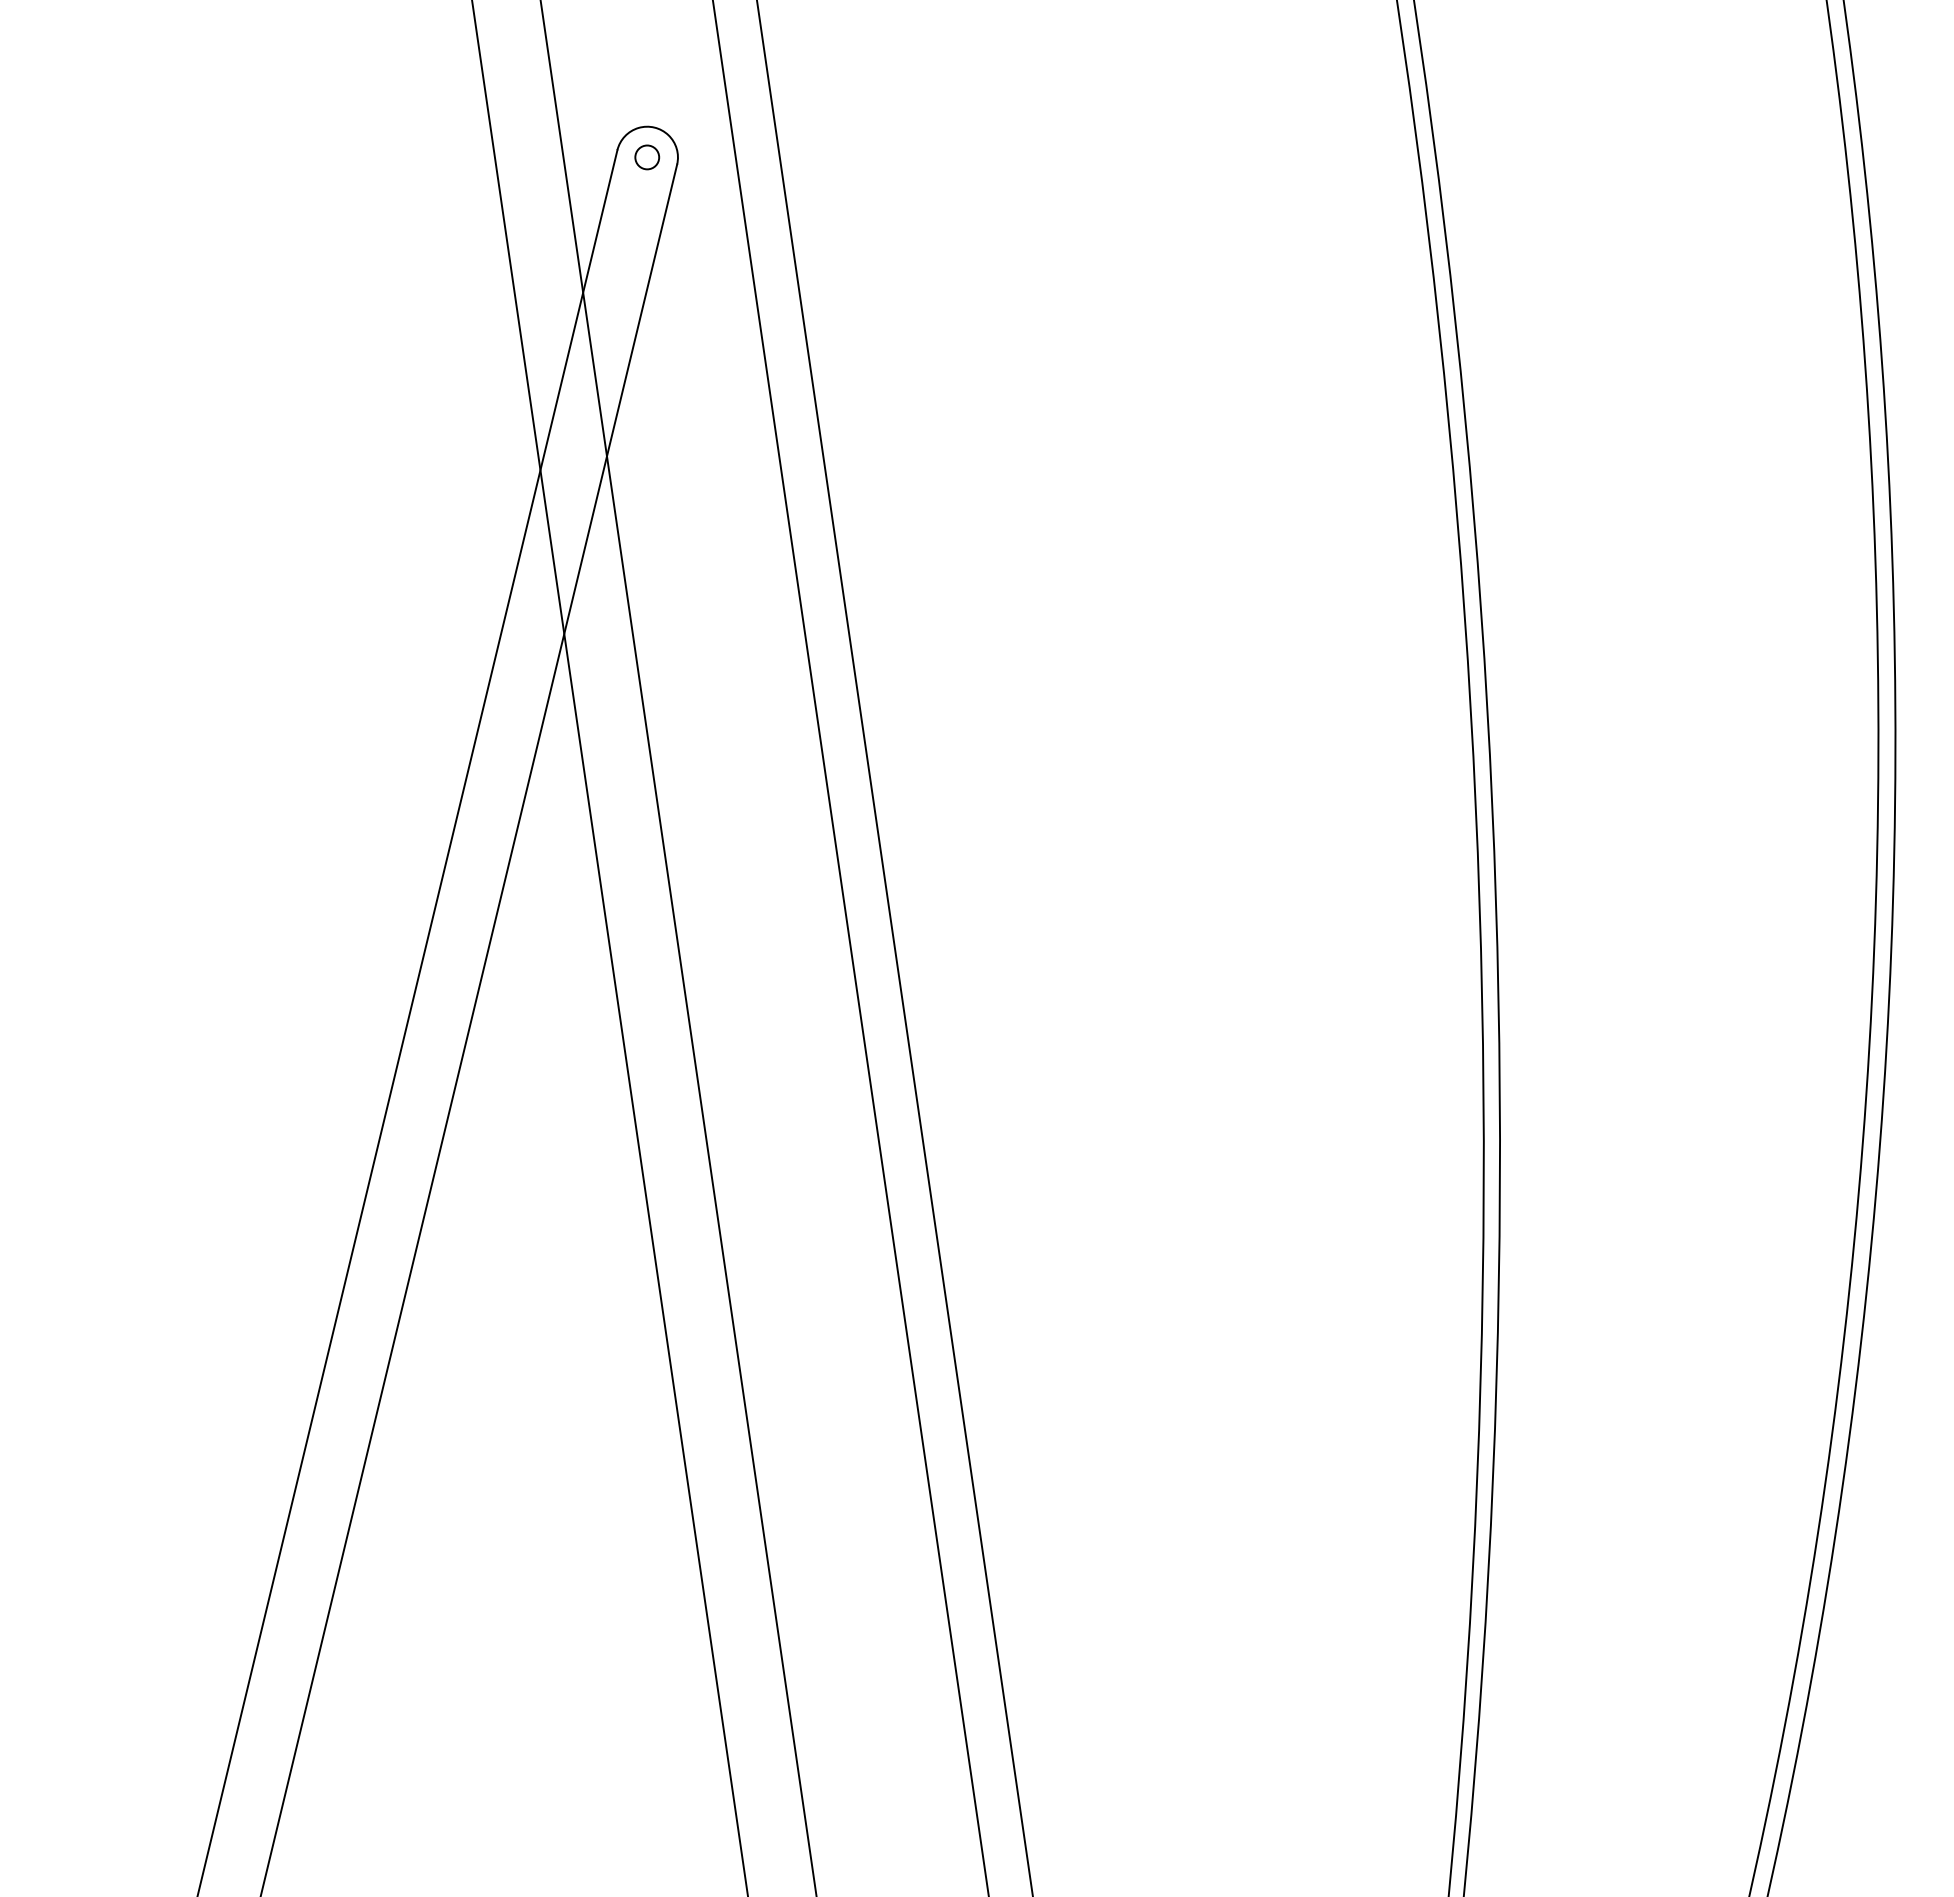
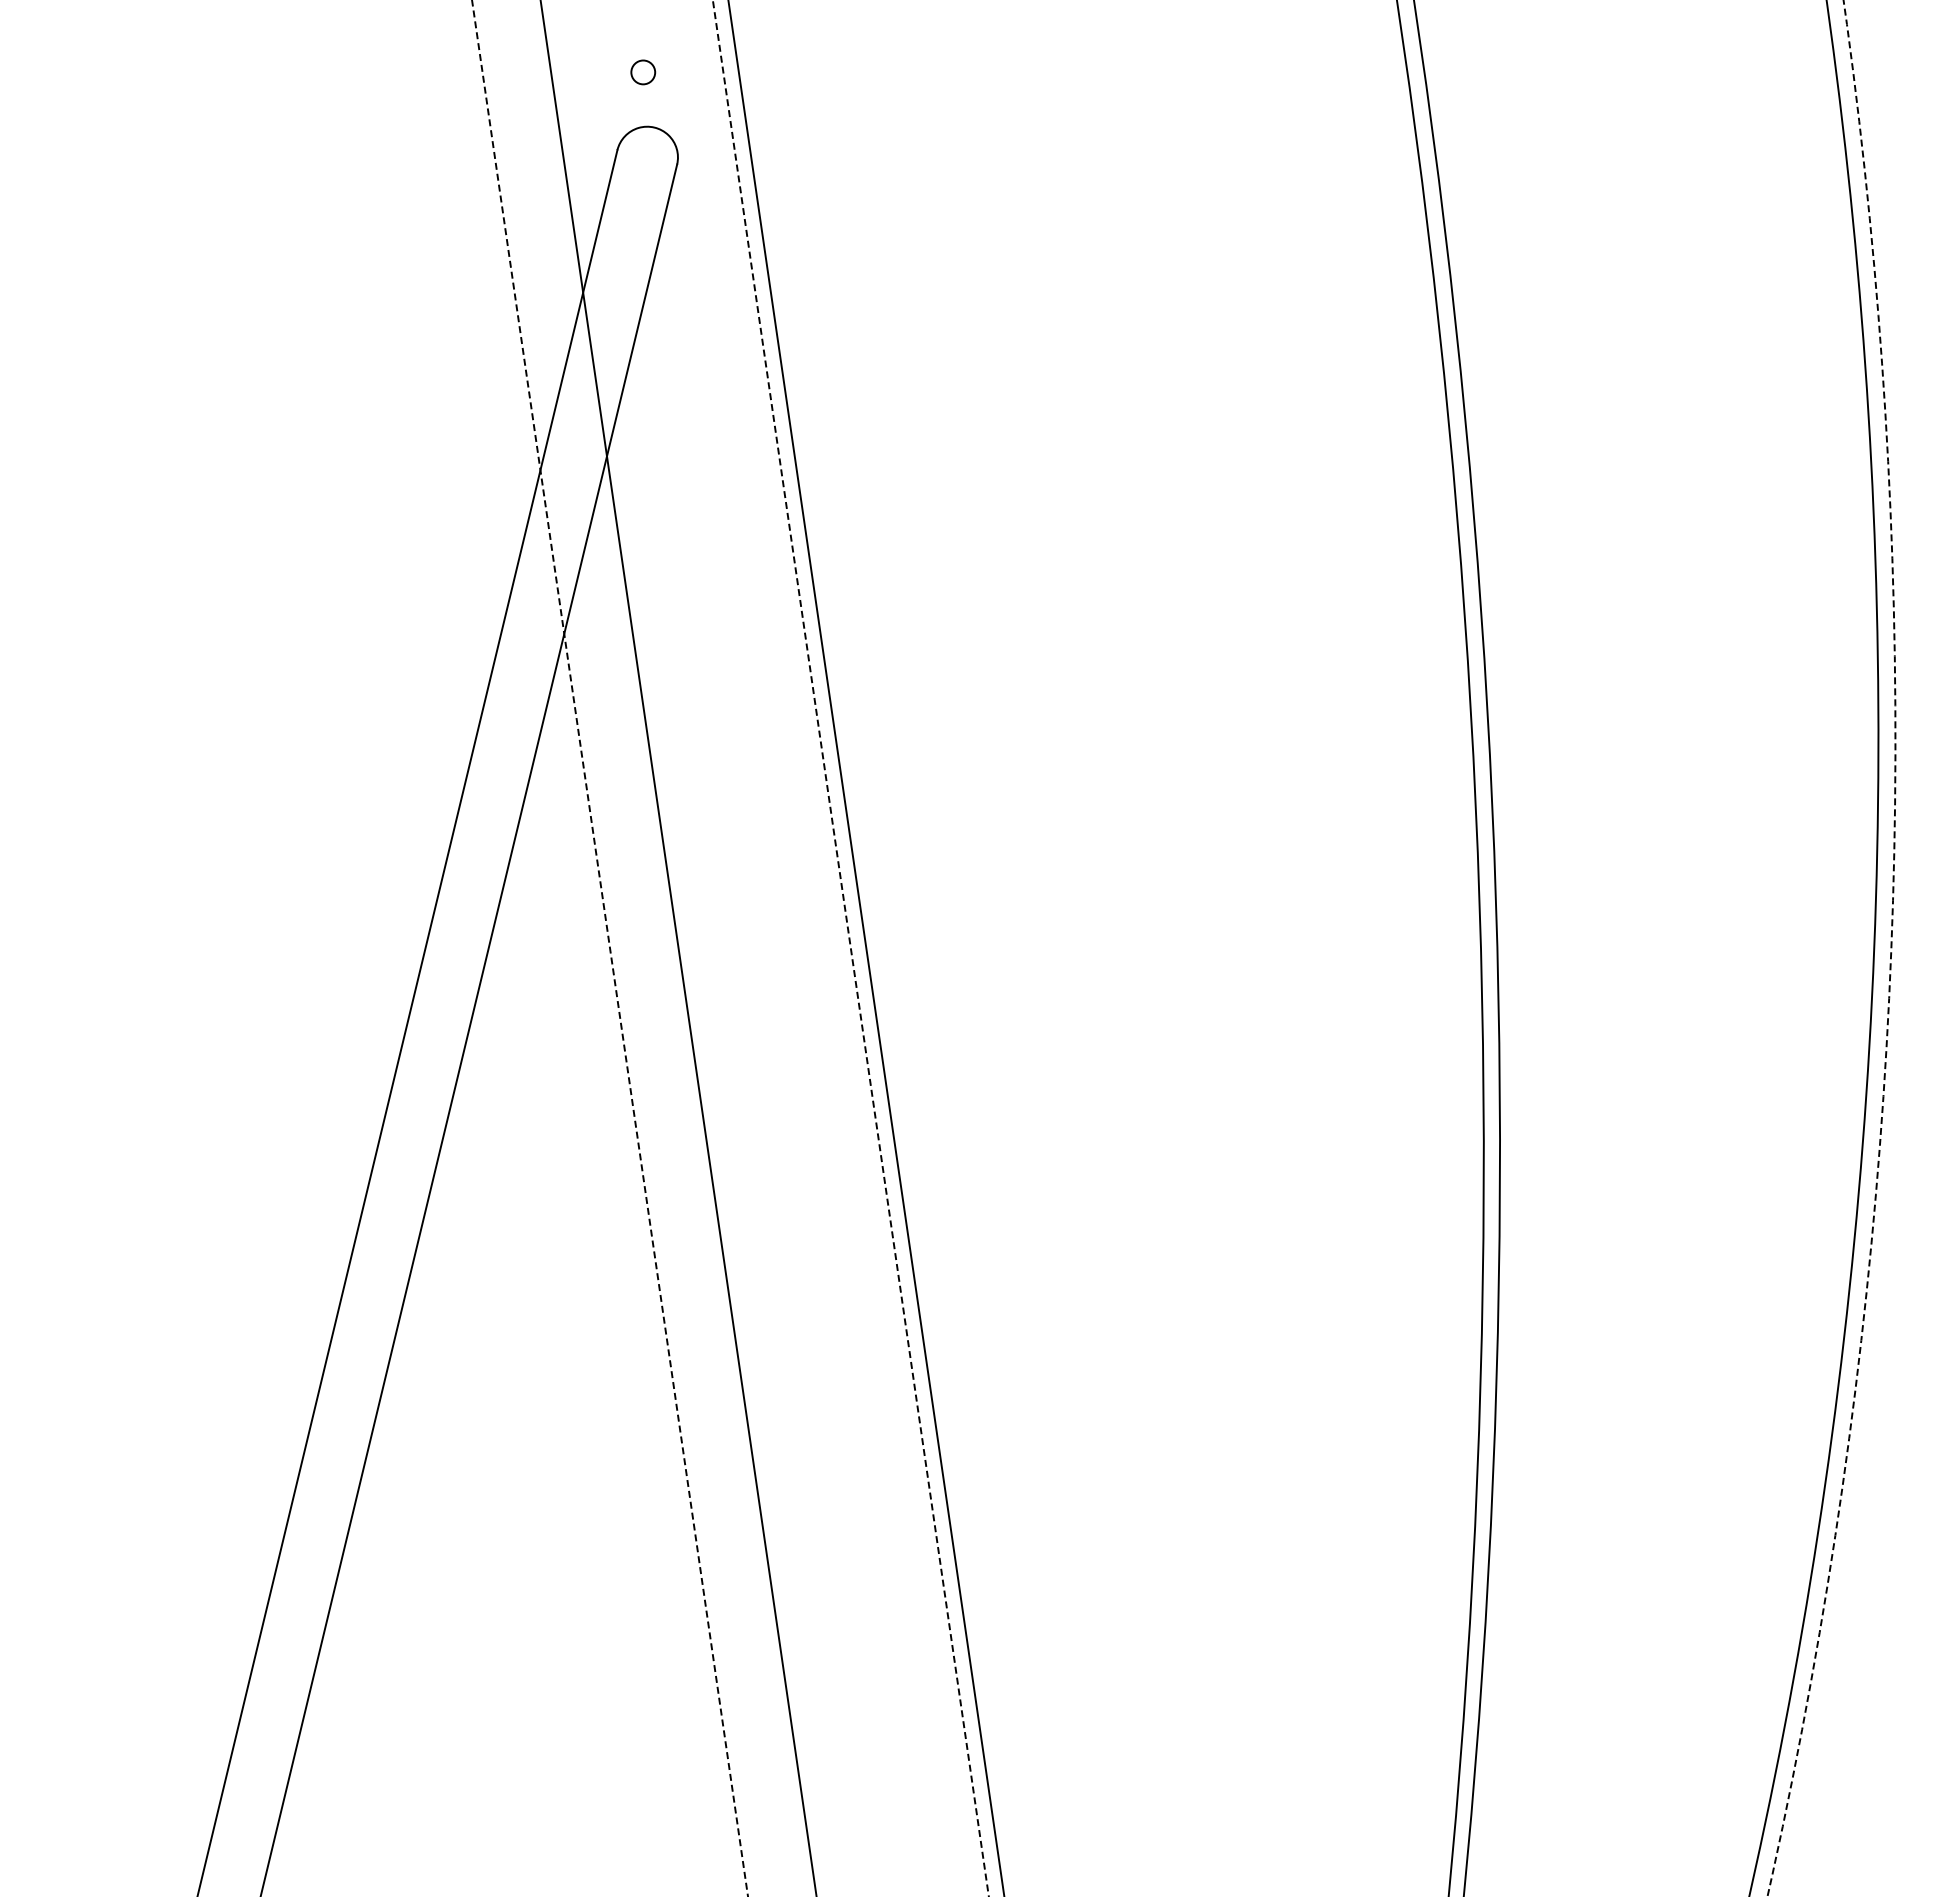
circle position: (647, 157) -> (643, 72) (643, 72)
line position: (894, 947) -> (865, 947) (865, 947)
line: solid -> dashed (610, 948)
line: solid -> dashed (850, 948)
arc: solid -> dashed (1891, 955)
